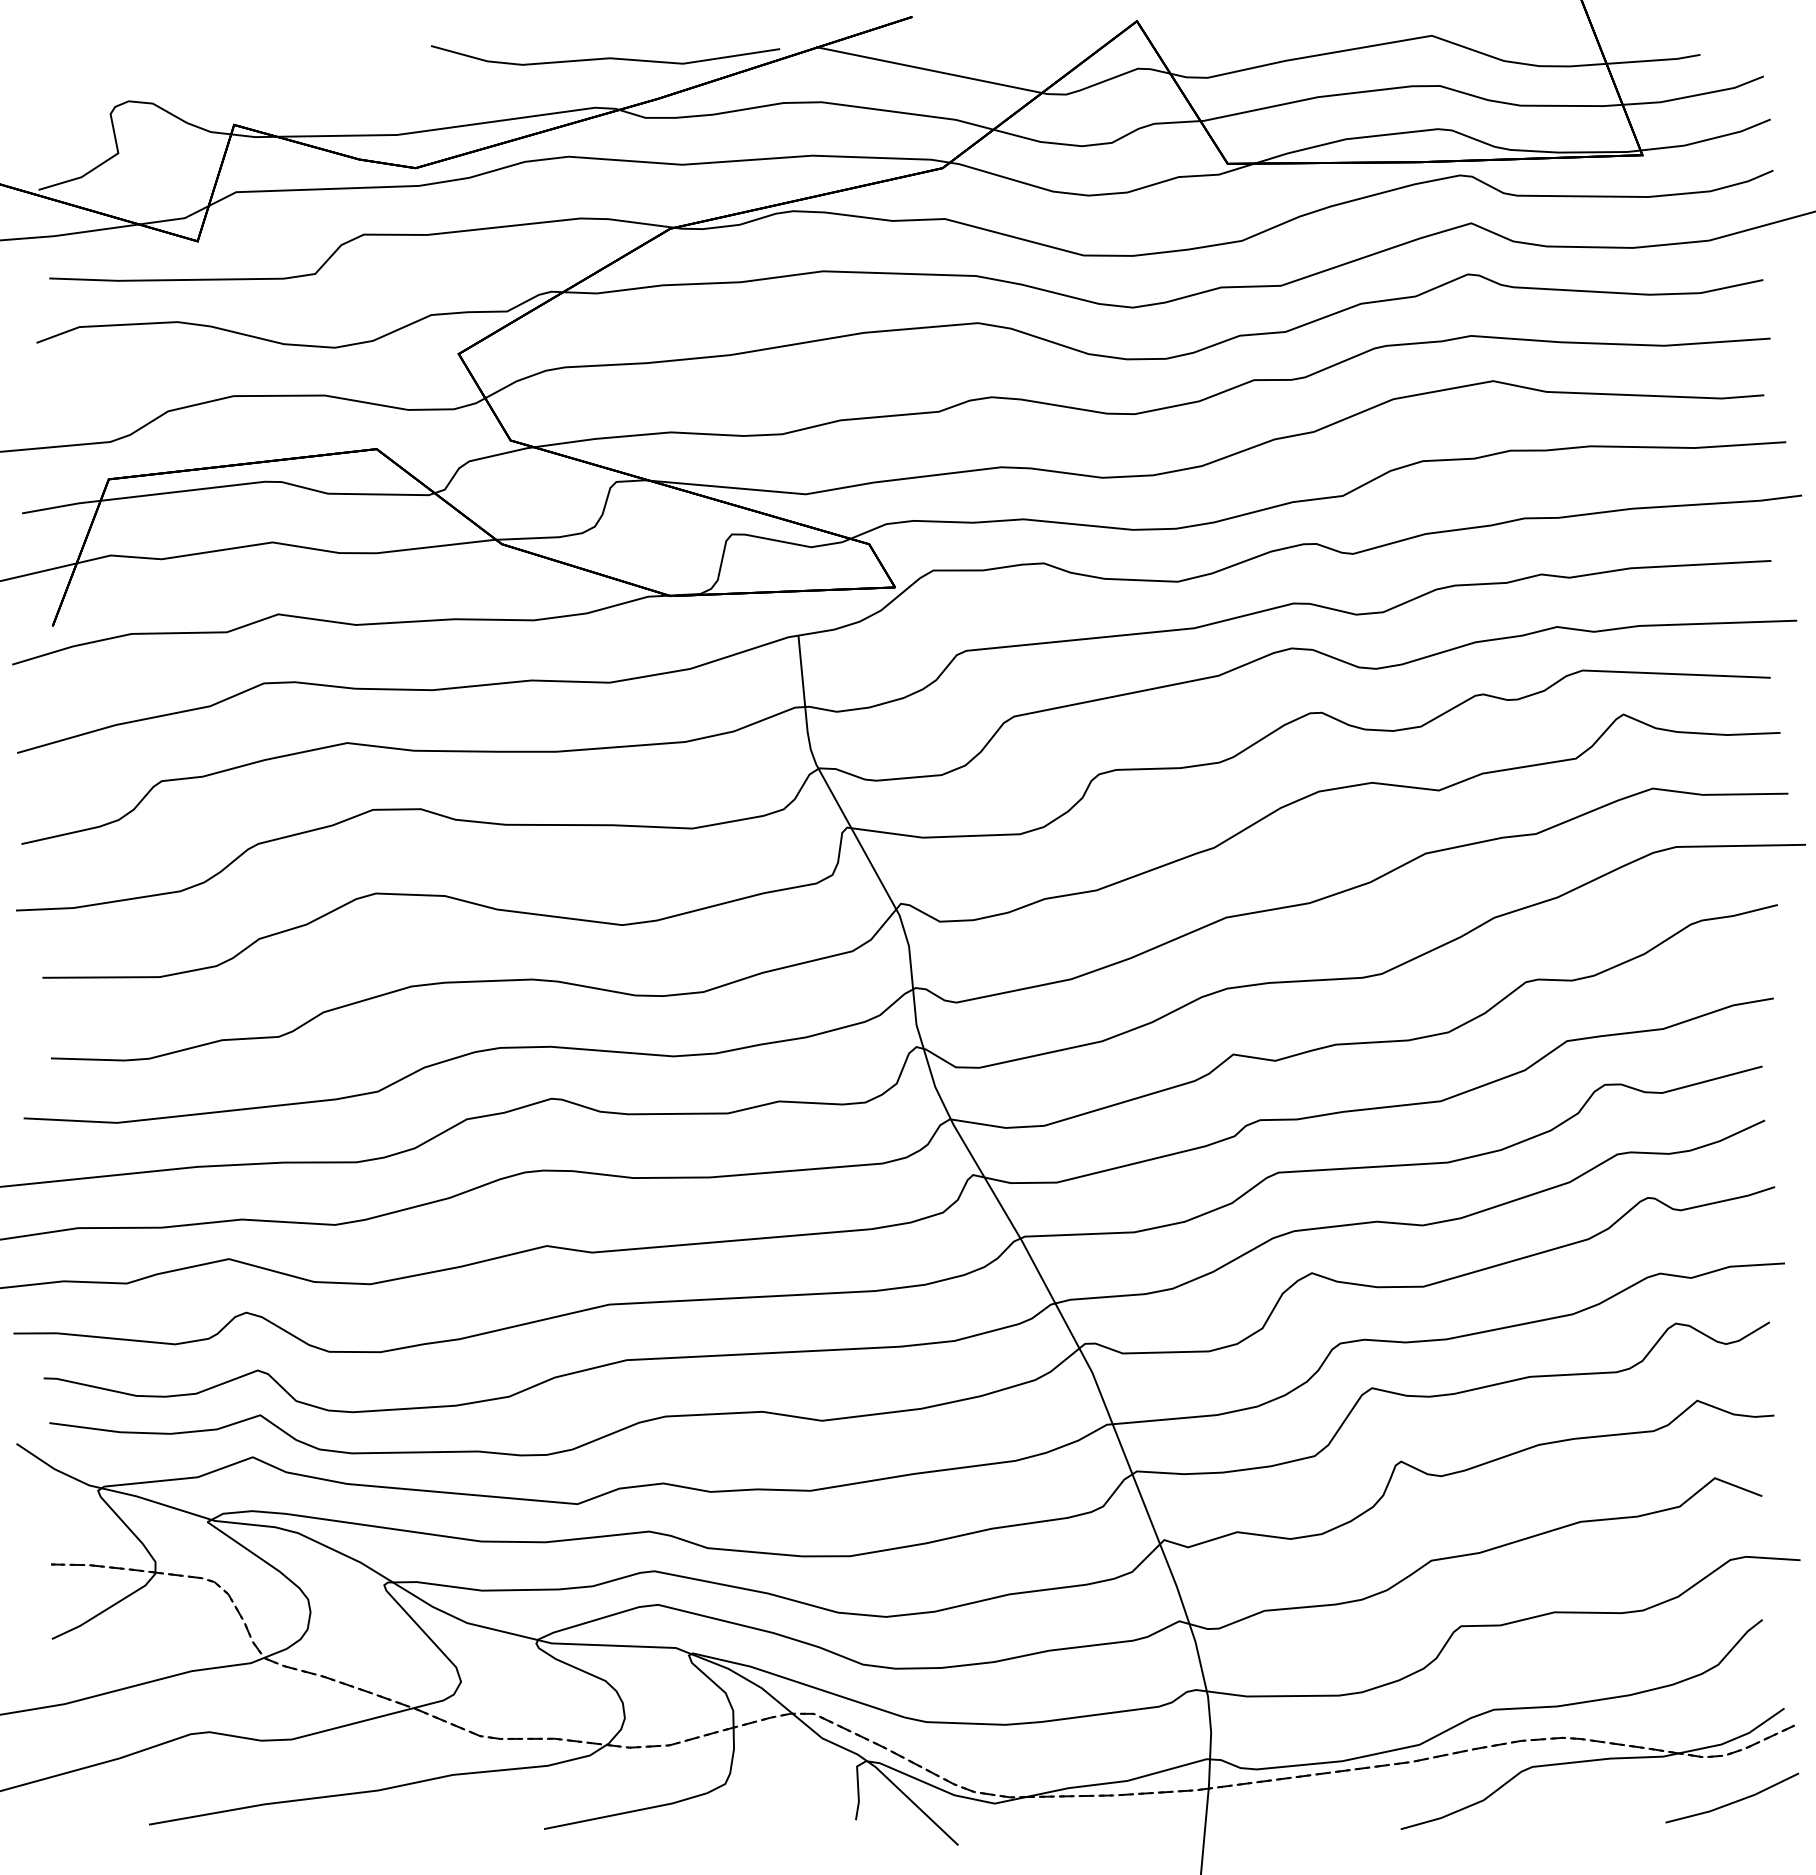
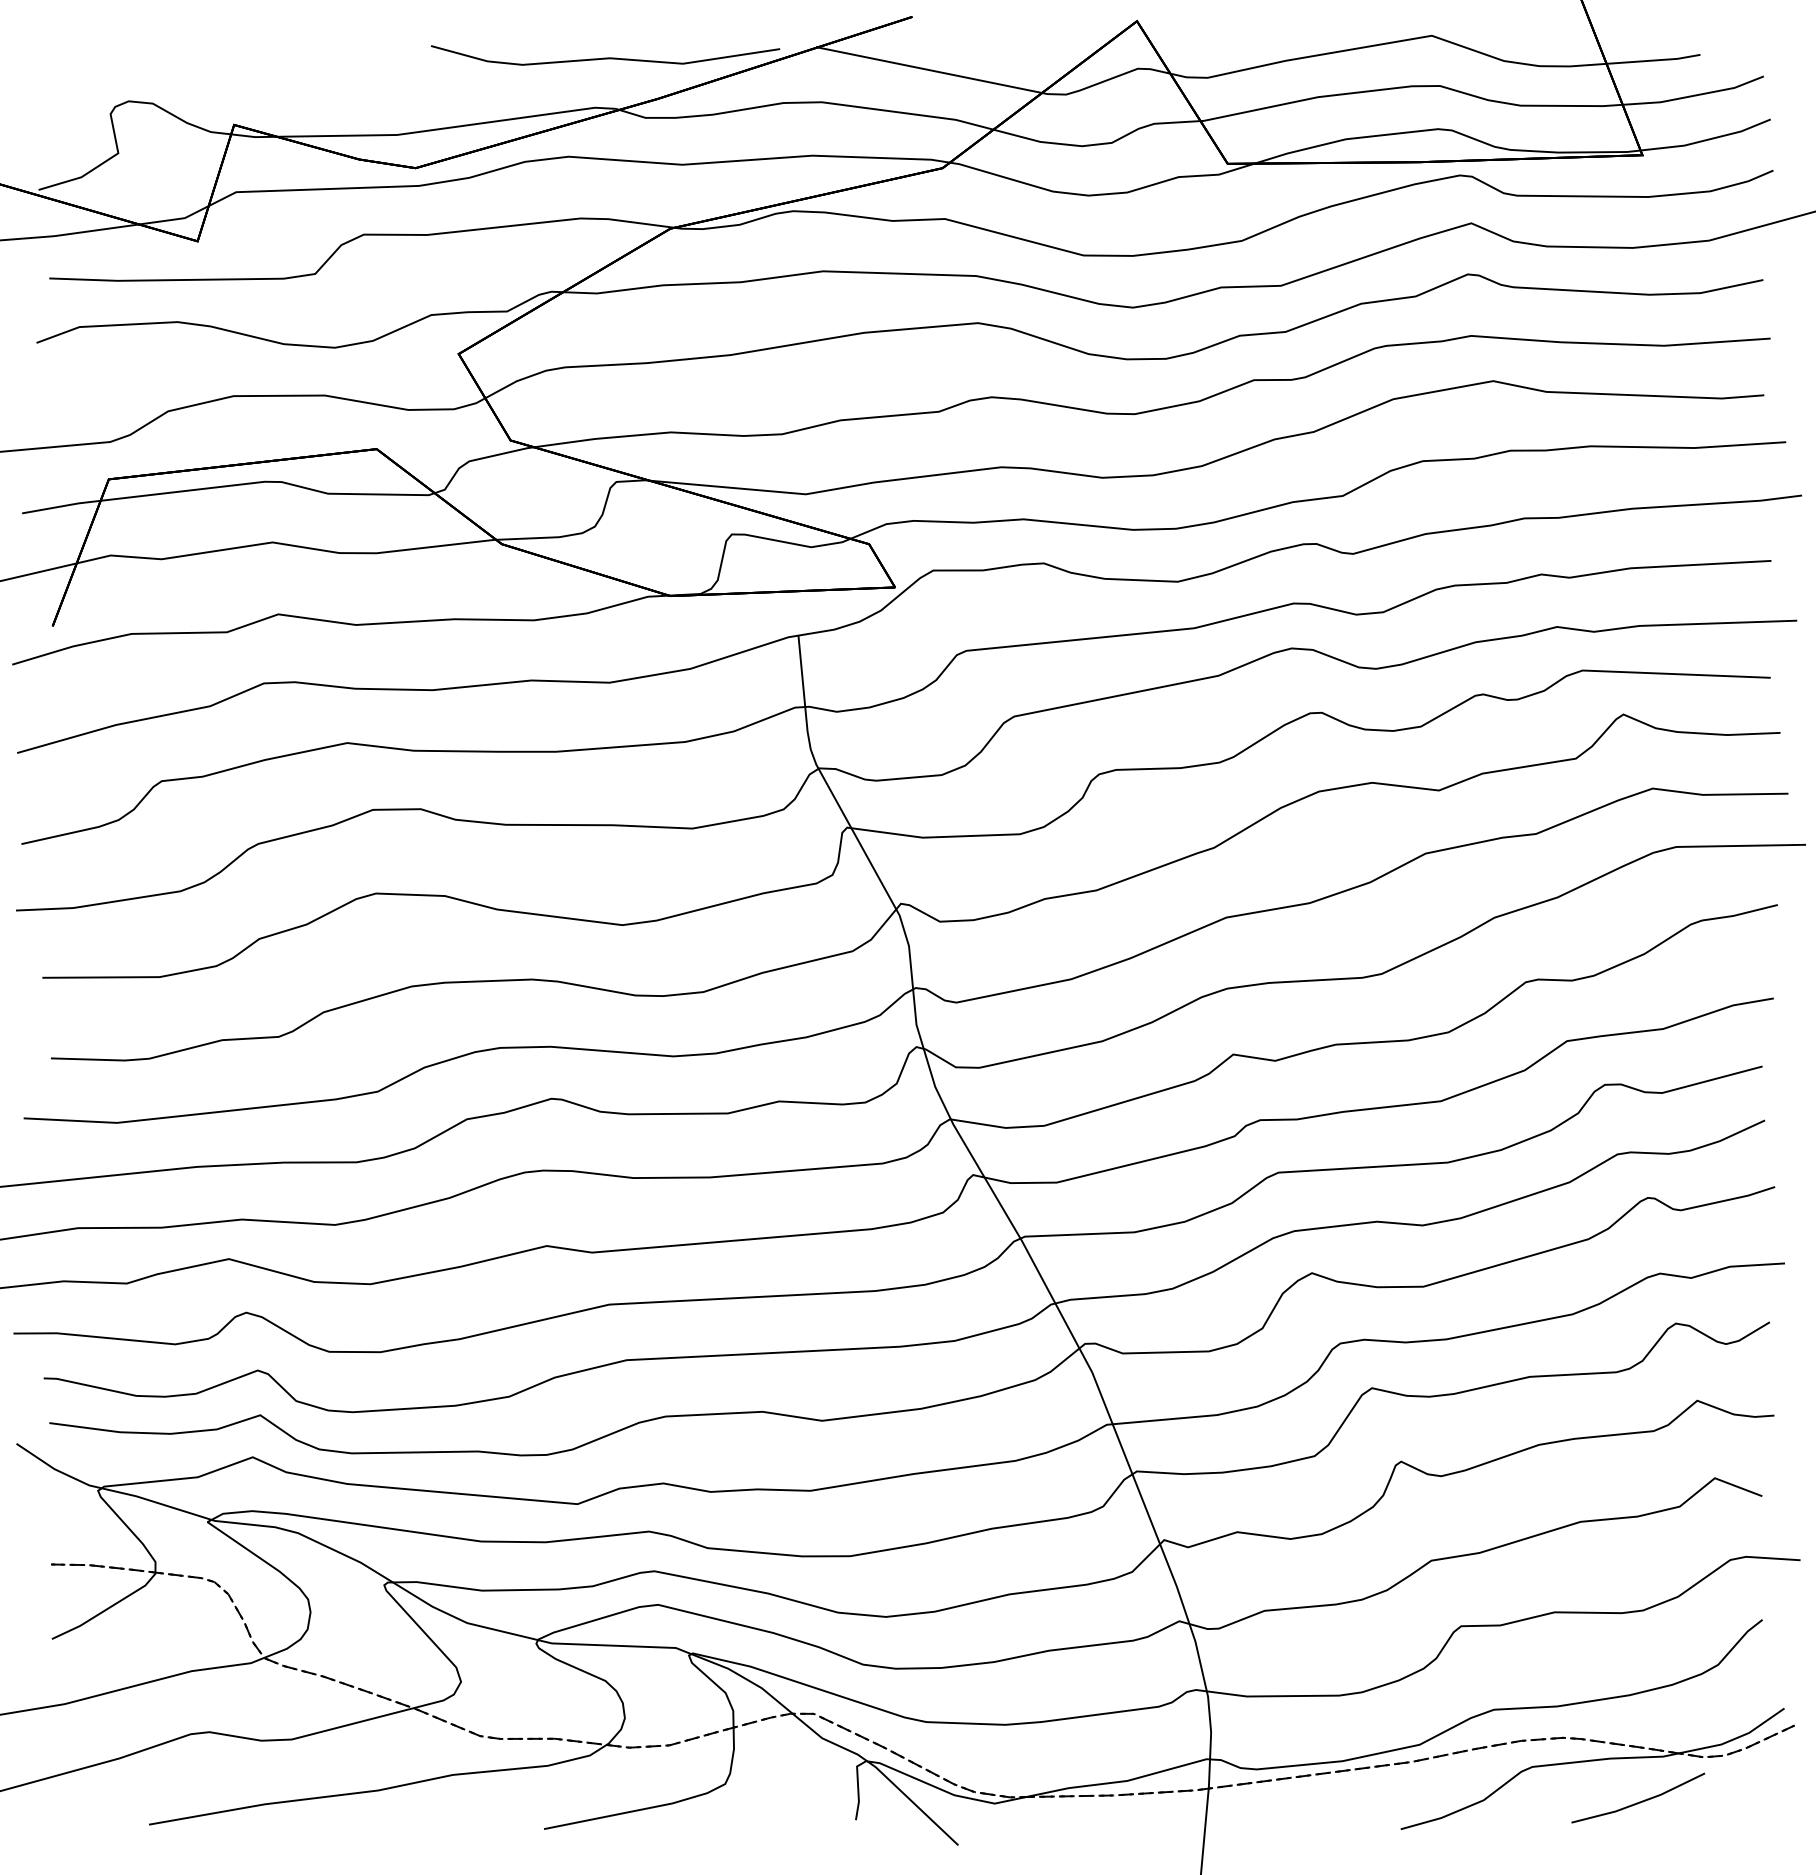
line position: (1733, 1801) -> (1639, 1801) (1639, 1801)
